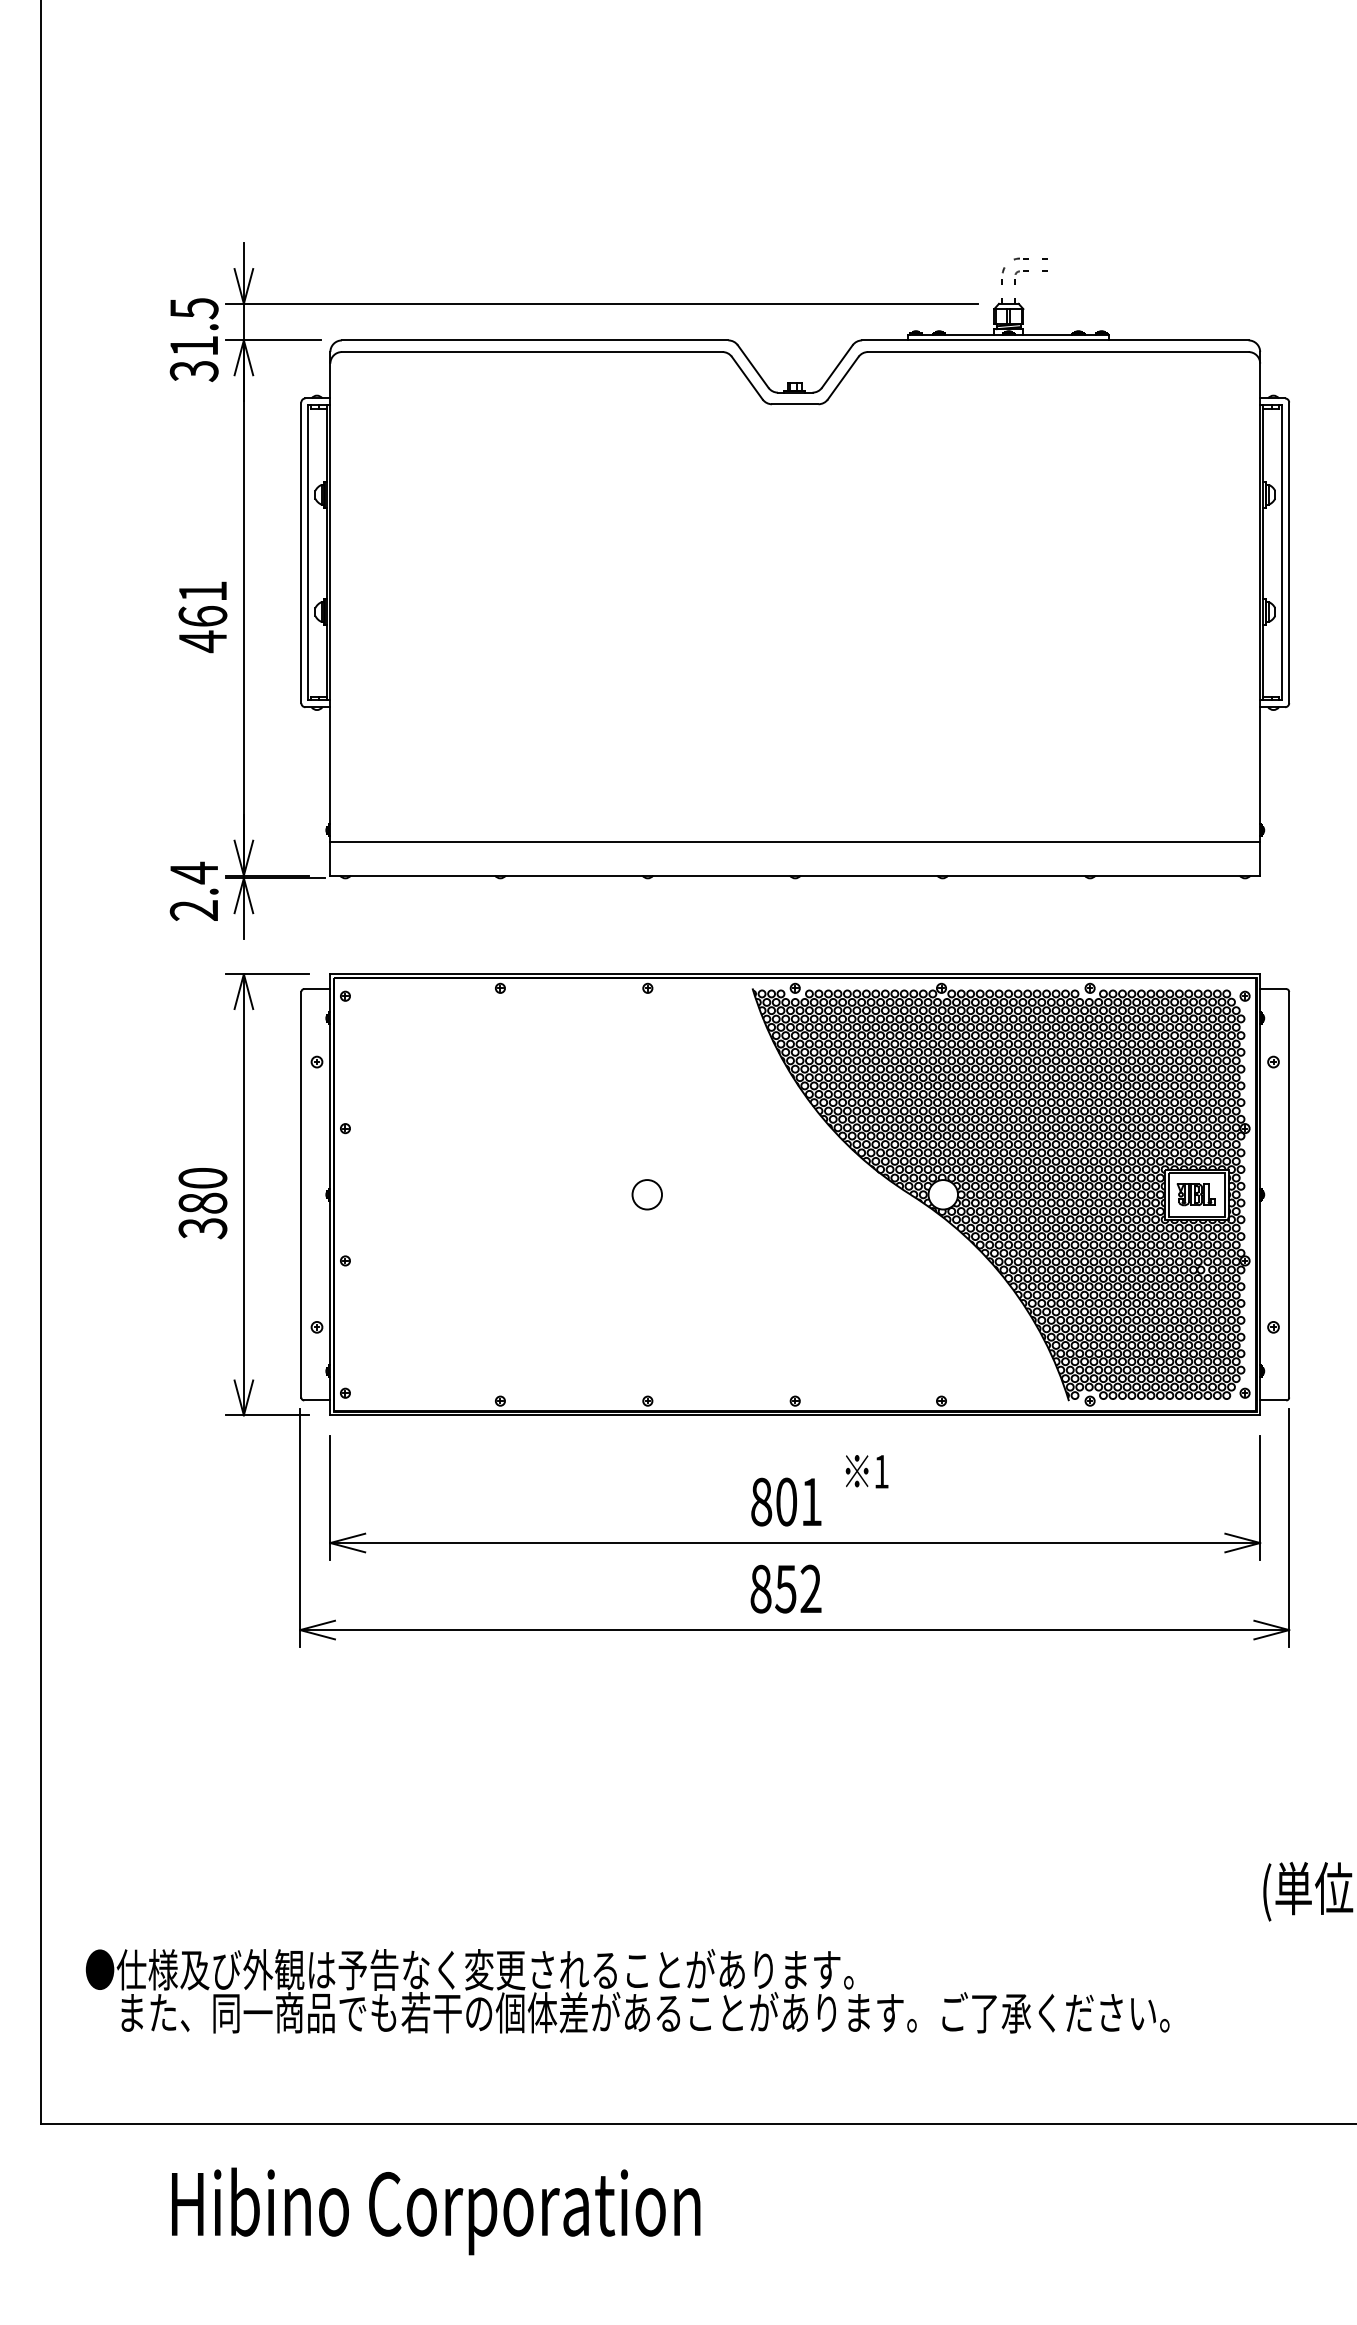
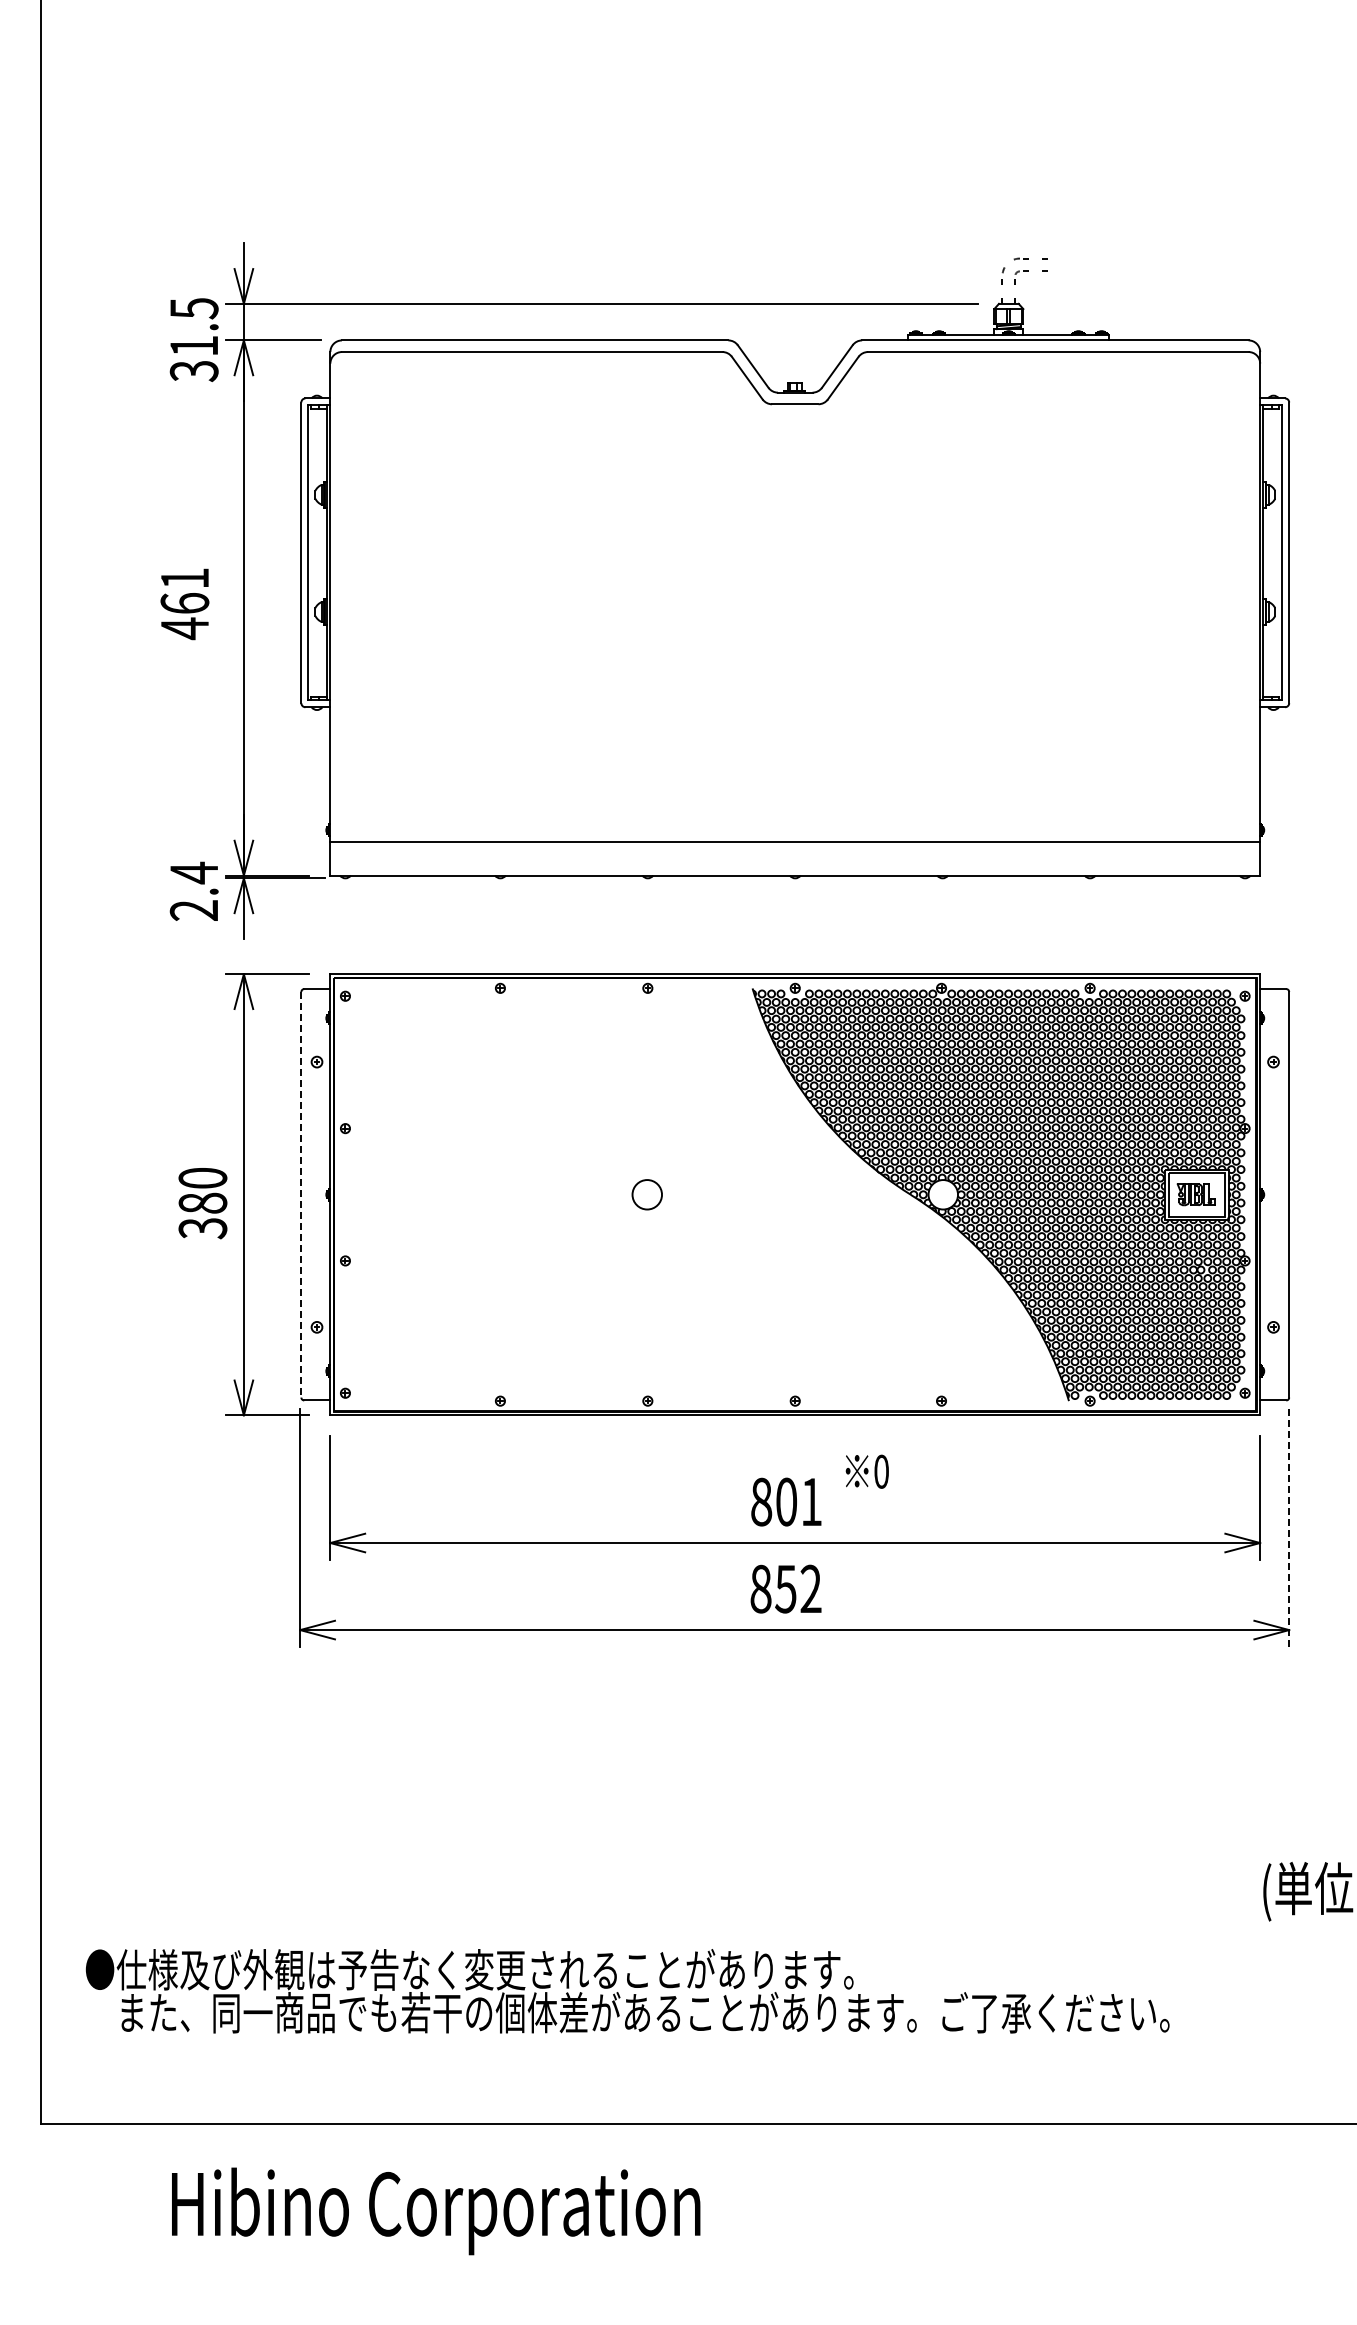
text position: (202, 617) -> (184, 604) (184, 604)
line: solid -> dashed (301, 1194)
text: 1 -> 0 (881, 1471)
line: solid -> dashed (1289, 1528)
